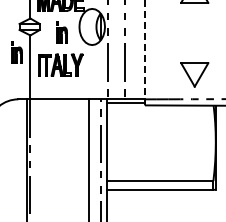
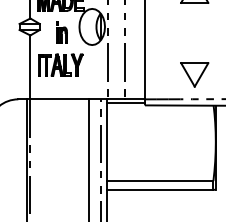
line: dashed -> solid (145, 50)
part: present -> none (16, 52)
